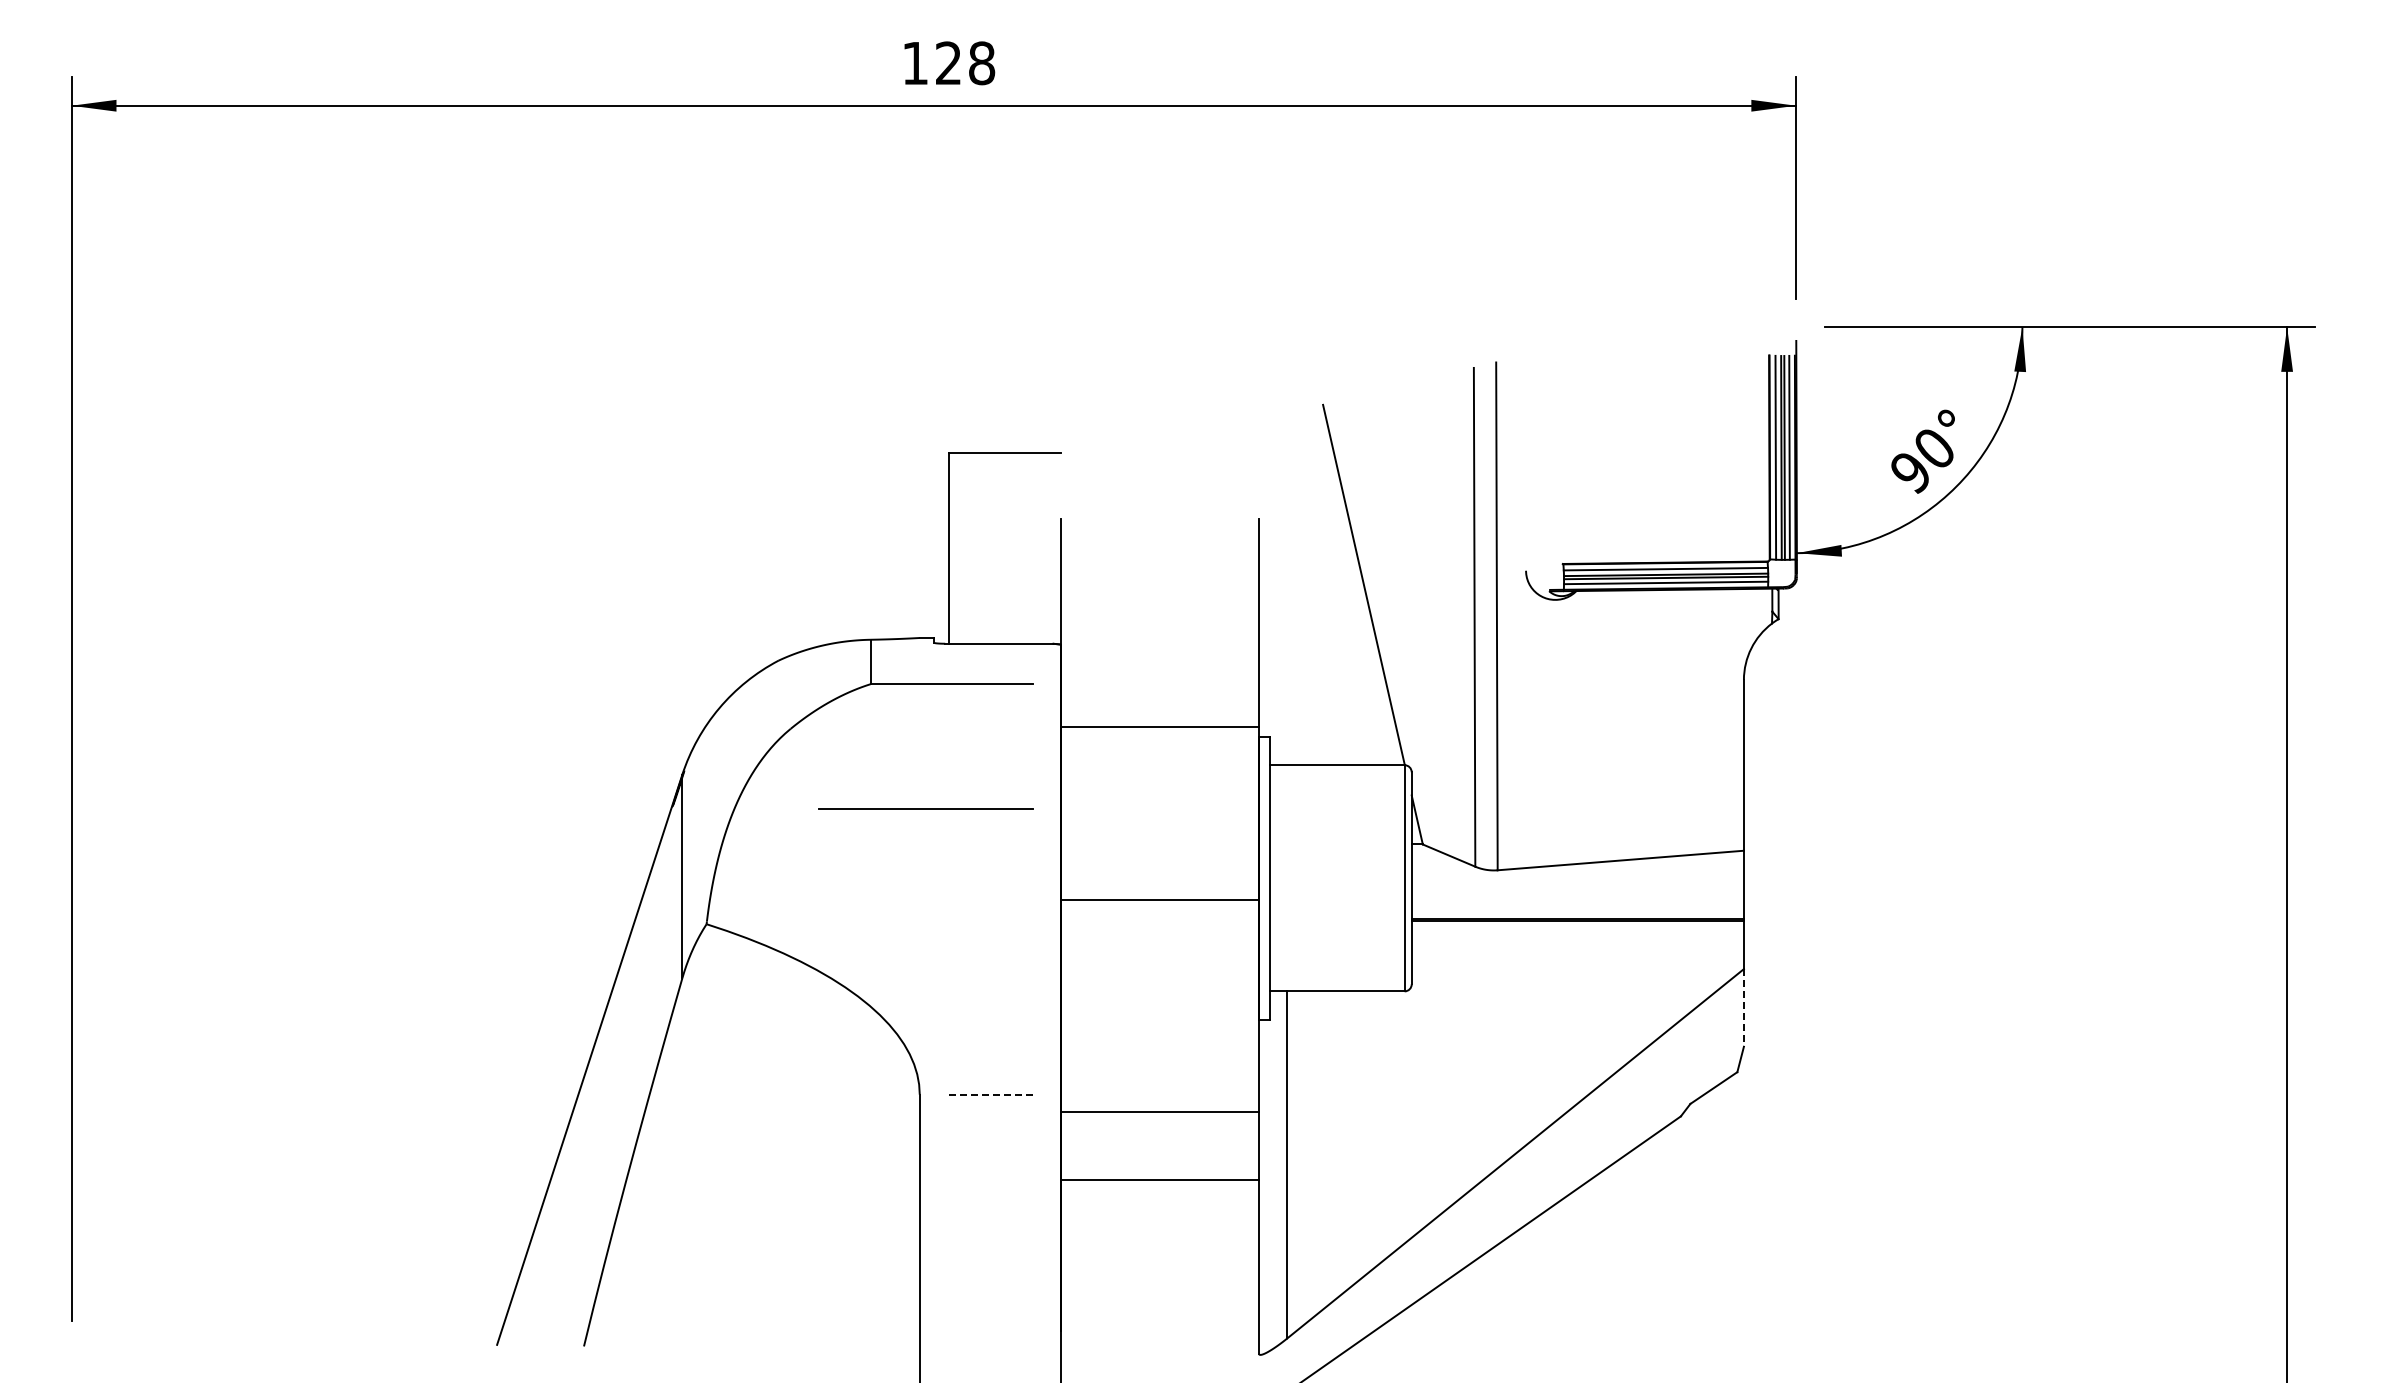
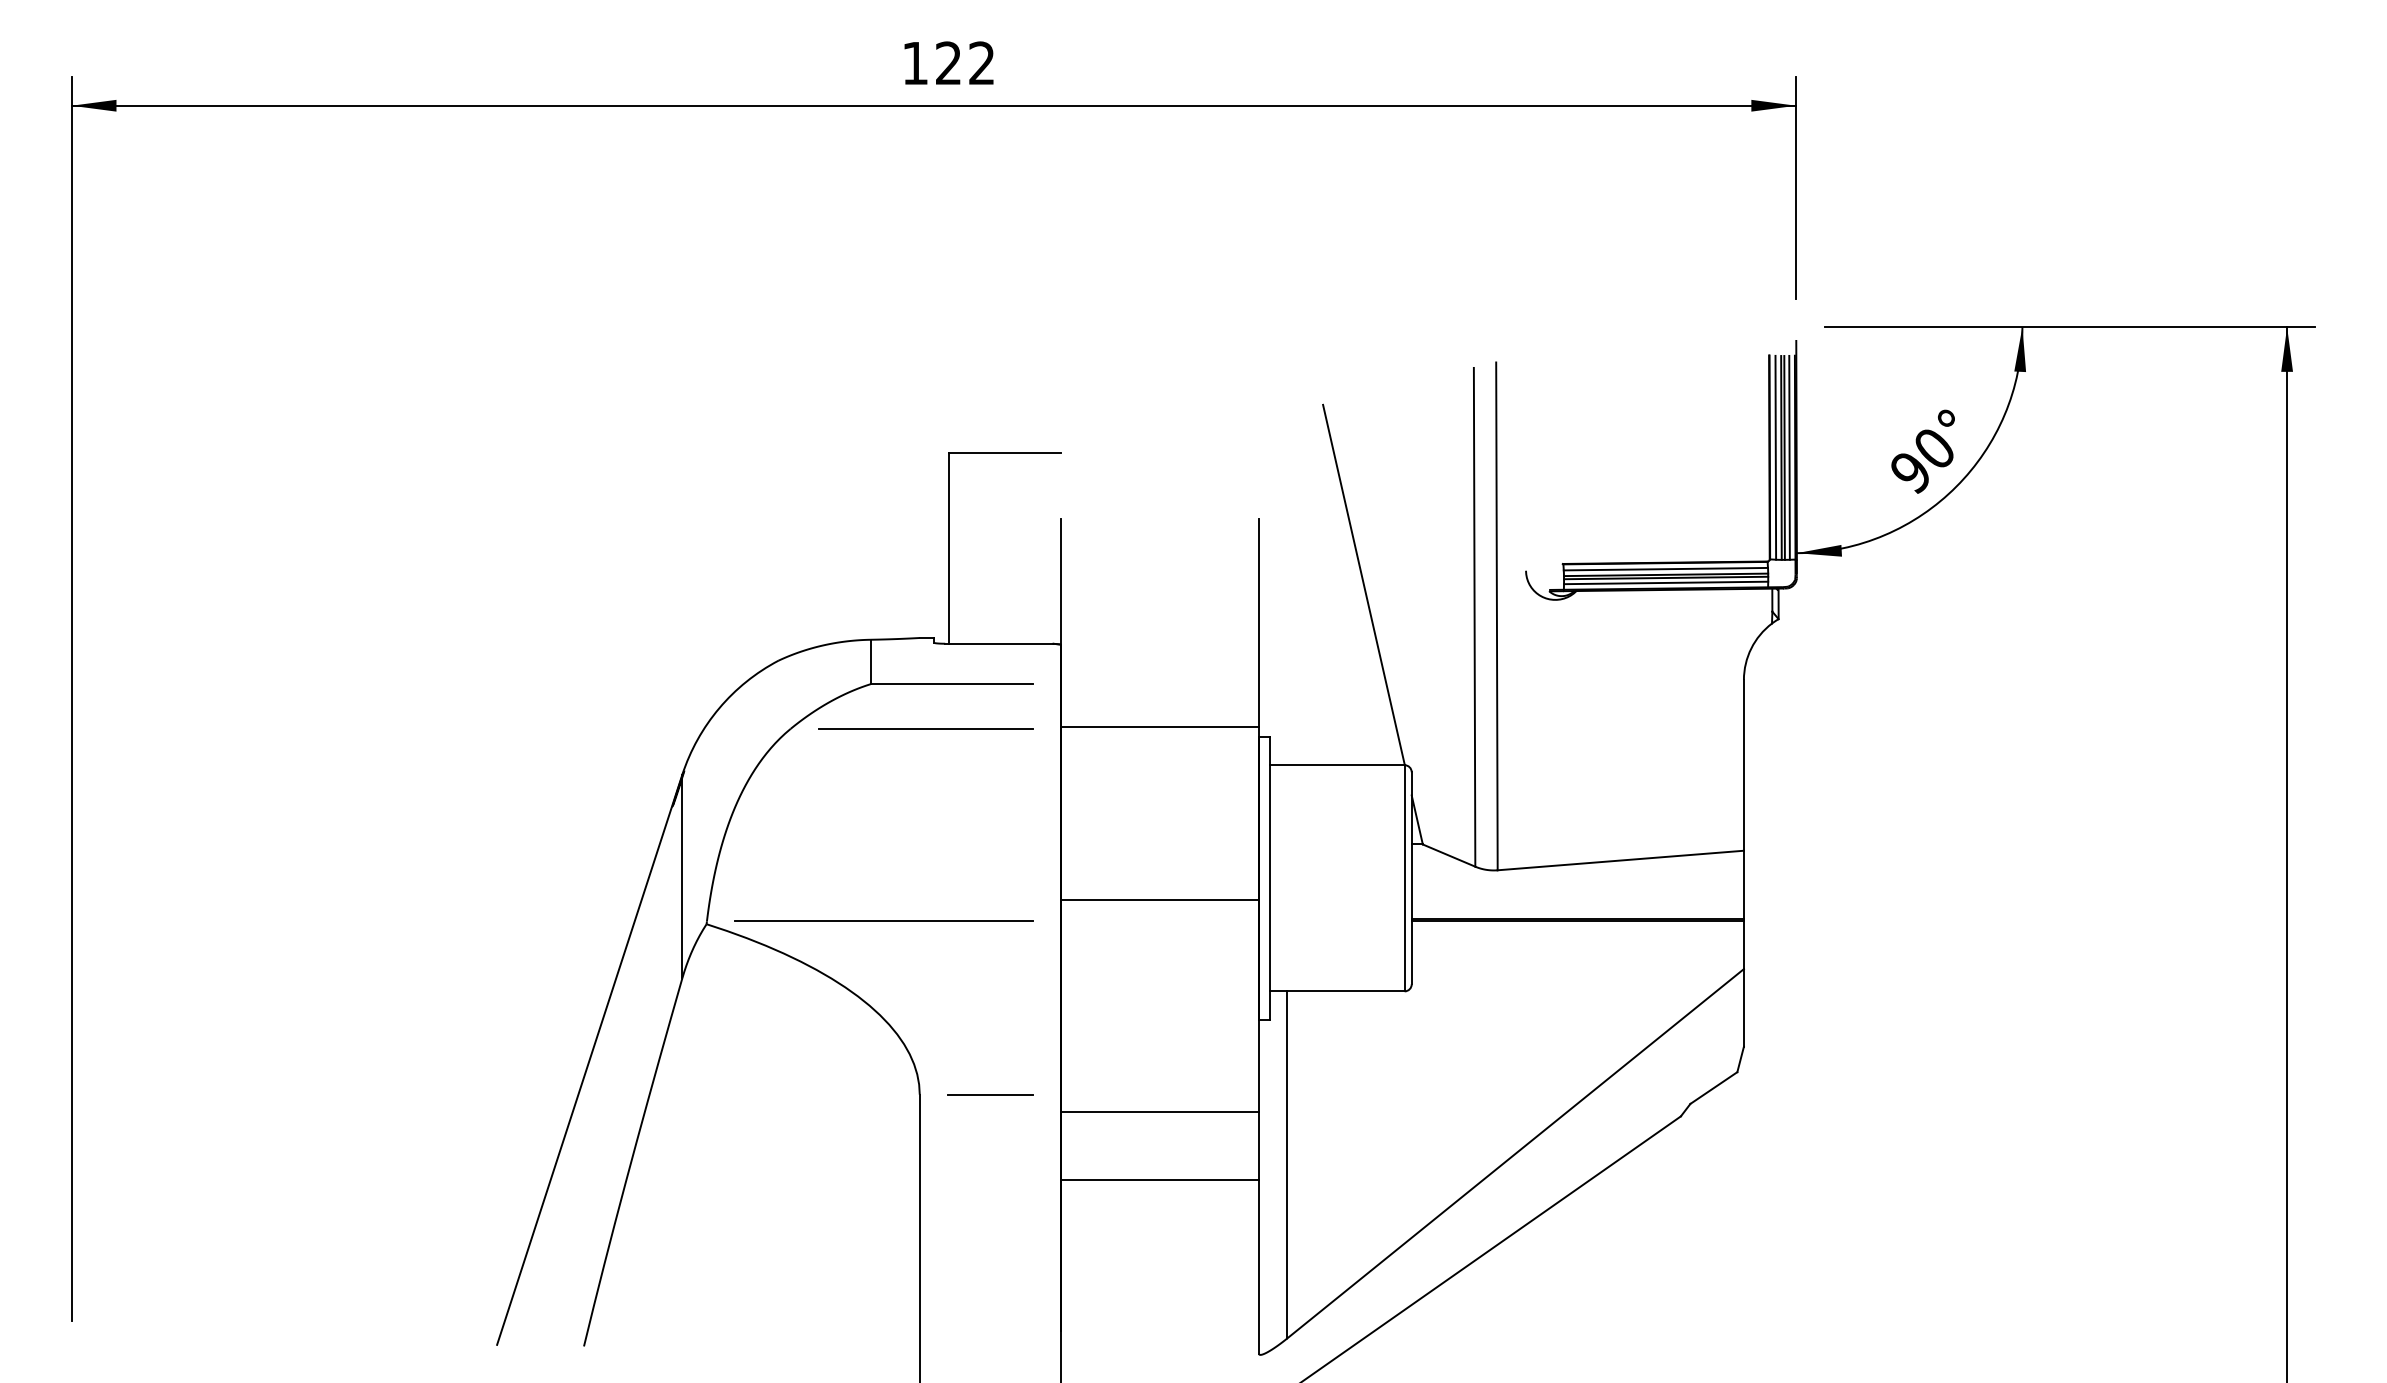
text: 128 -> 122 (982, 63)
line position: (925, 808) -> (925, 728) (925, 728)
line: none -> present (883, 921)
line: dashed -> solid (1743, 1007)
line: dashed -> solid (989, 1094)
